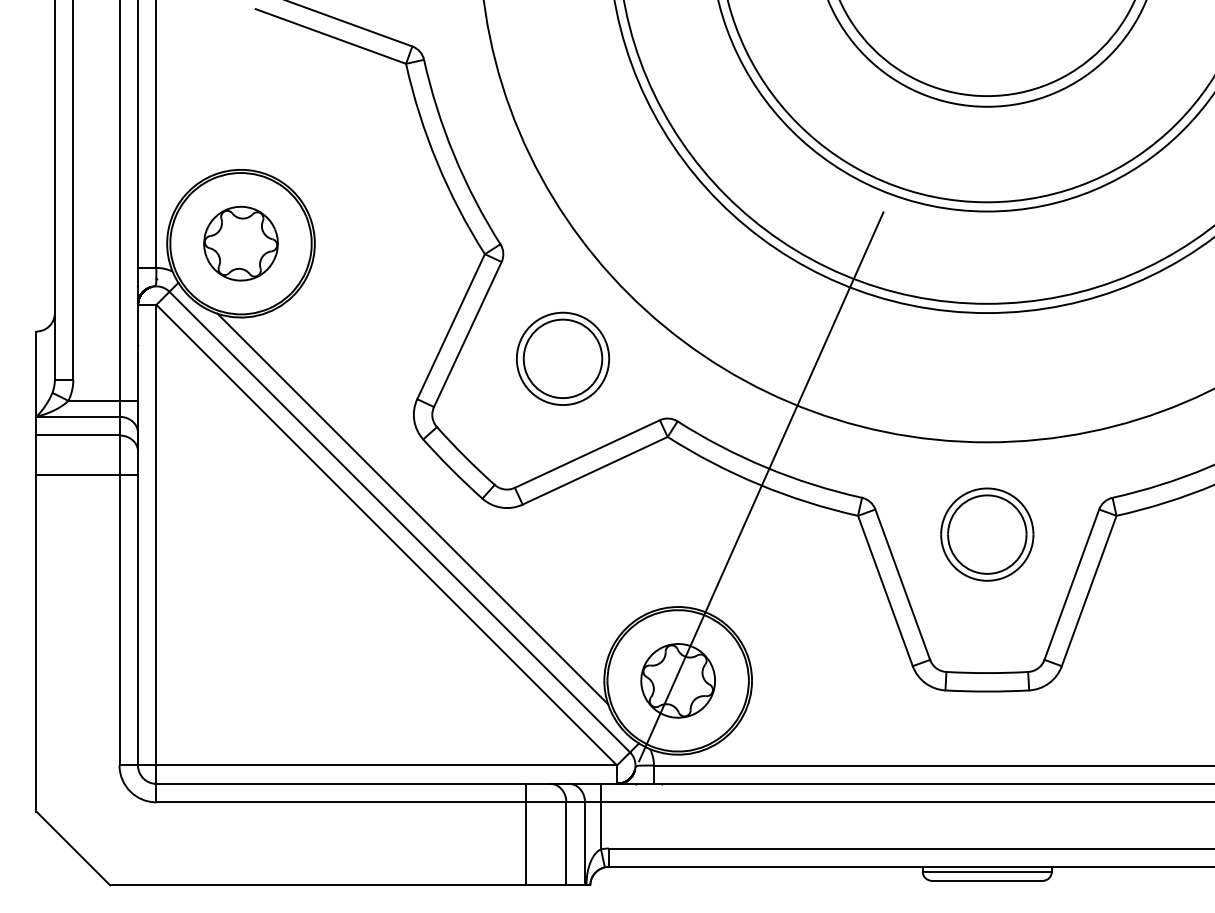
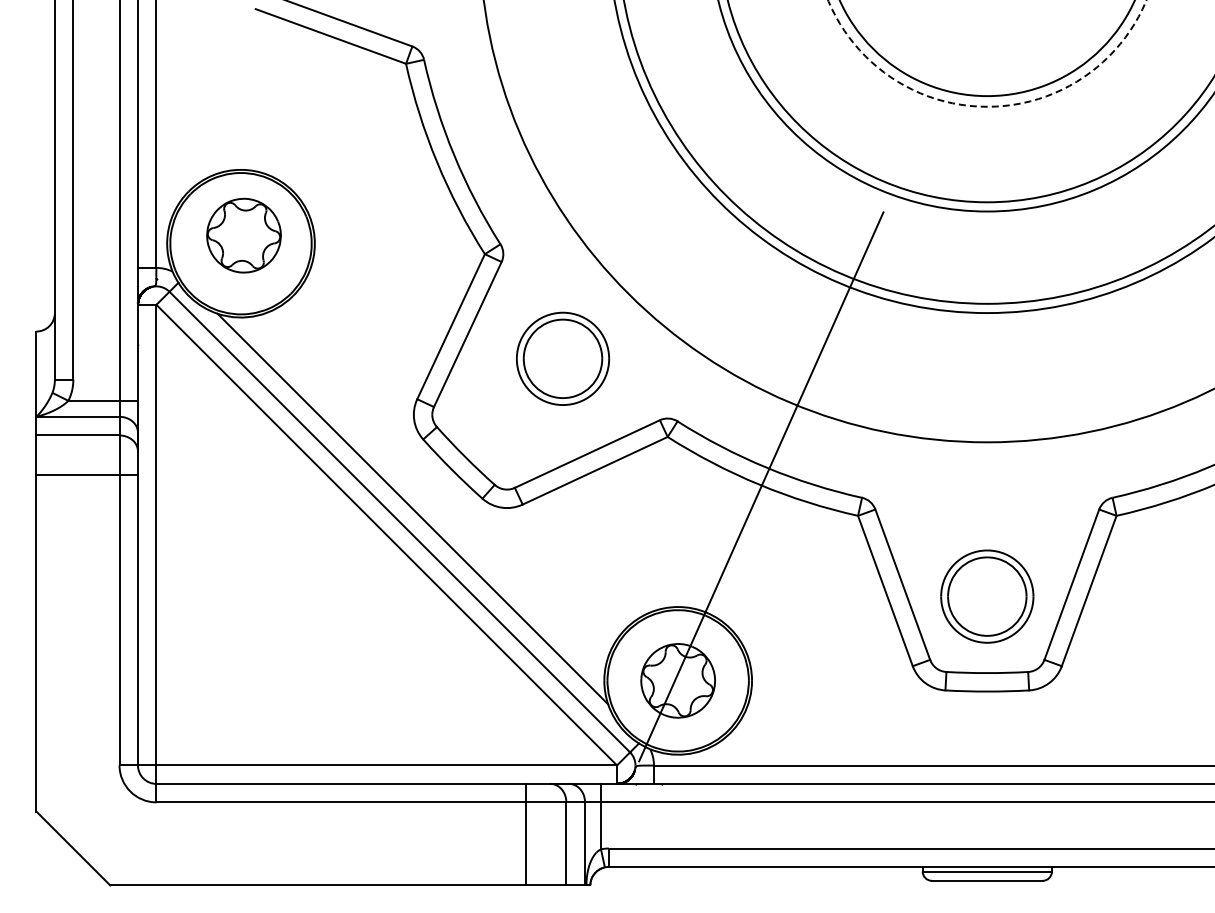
arc: solid -> dashed (987, 106)
part position: (240, 243) -> (243, 235) (243, 235)
part position: (987, 534) -> (987, 596) (987, 596)
